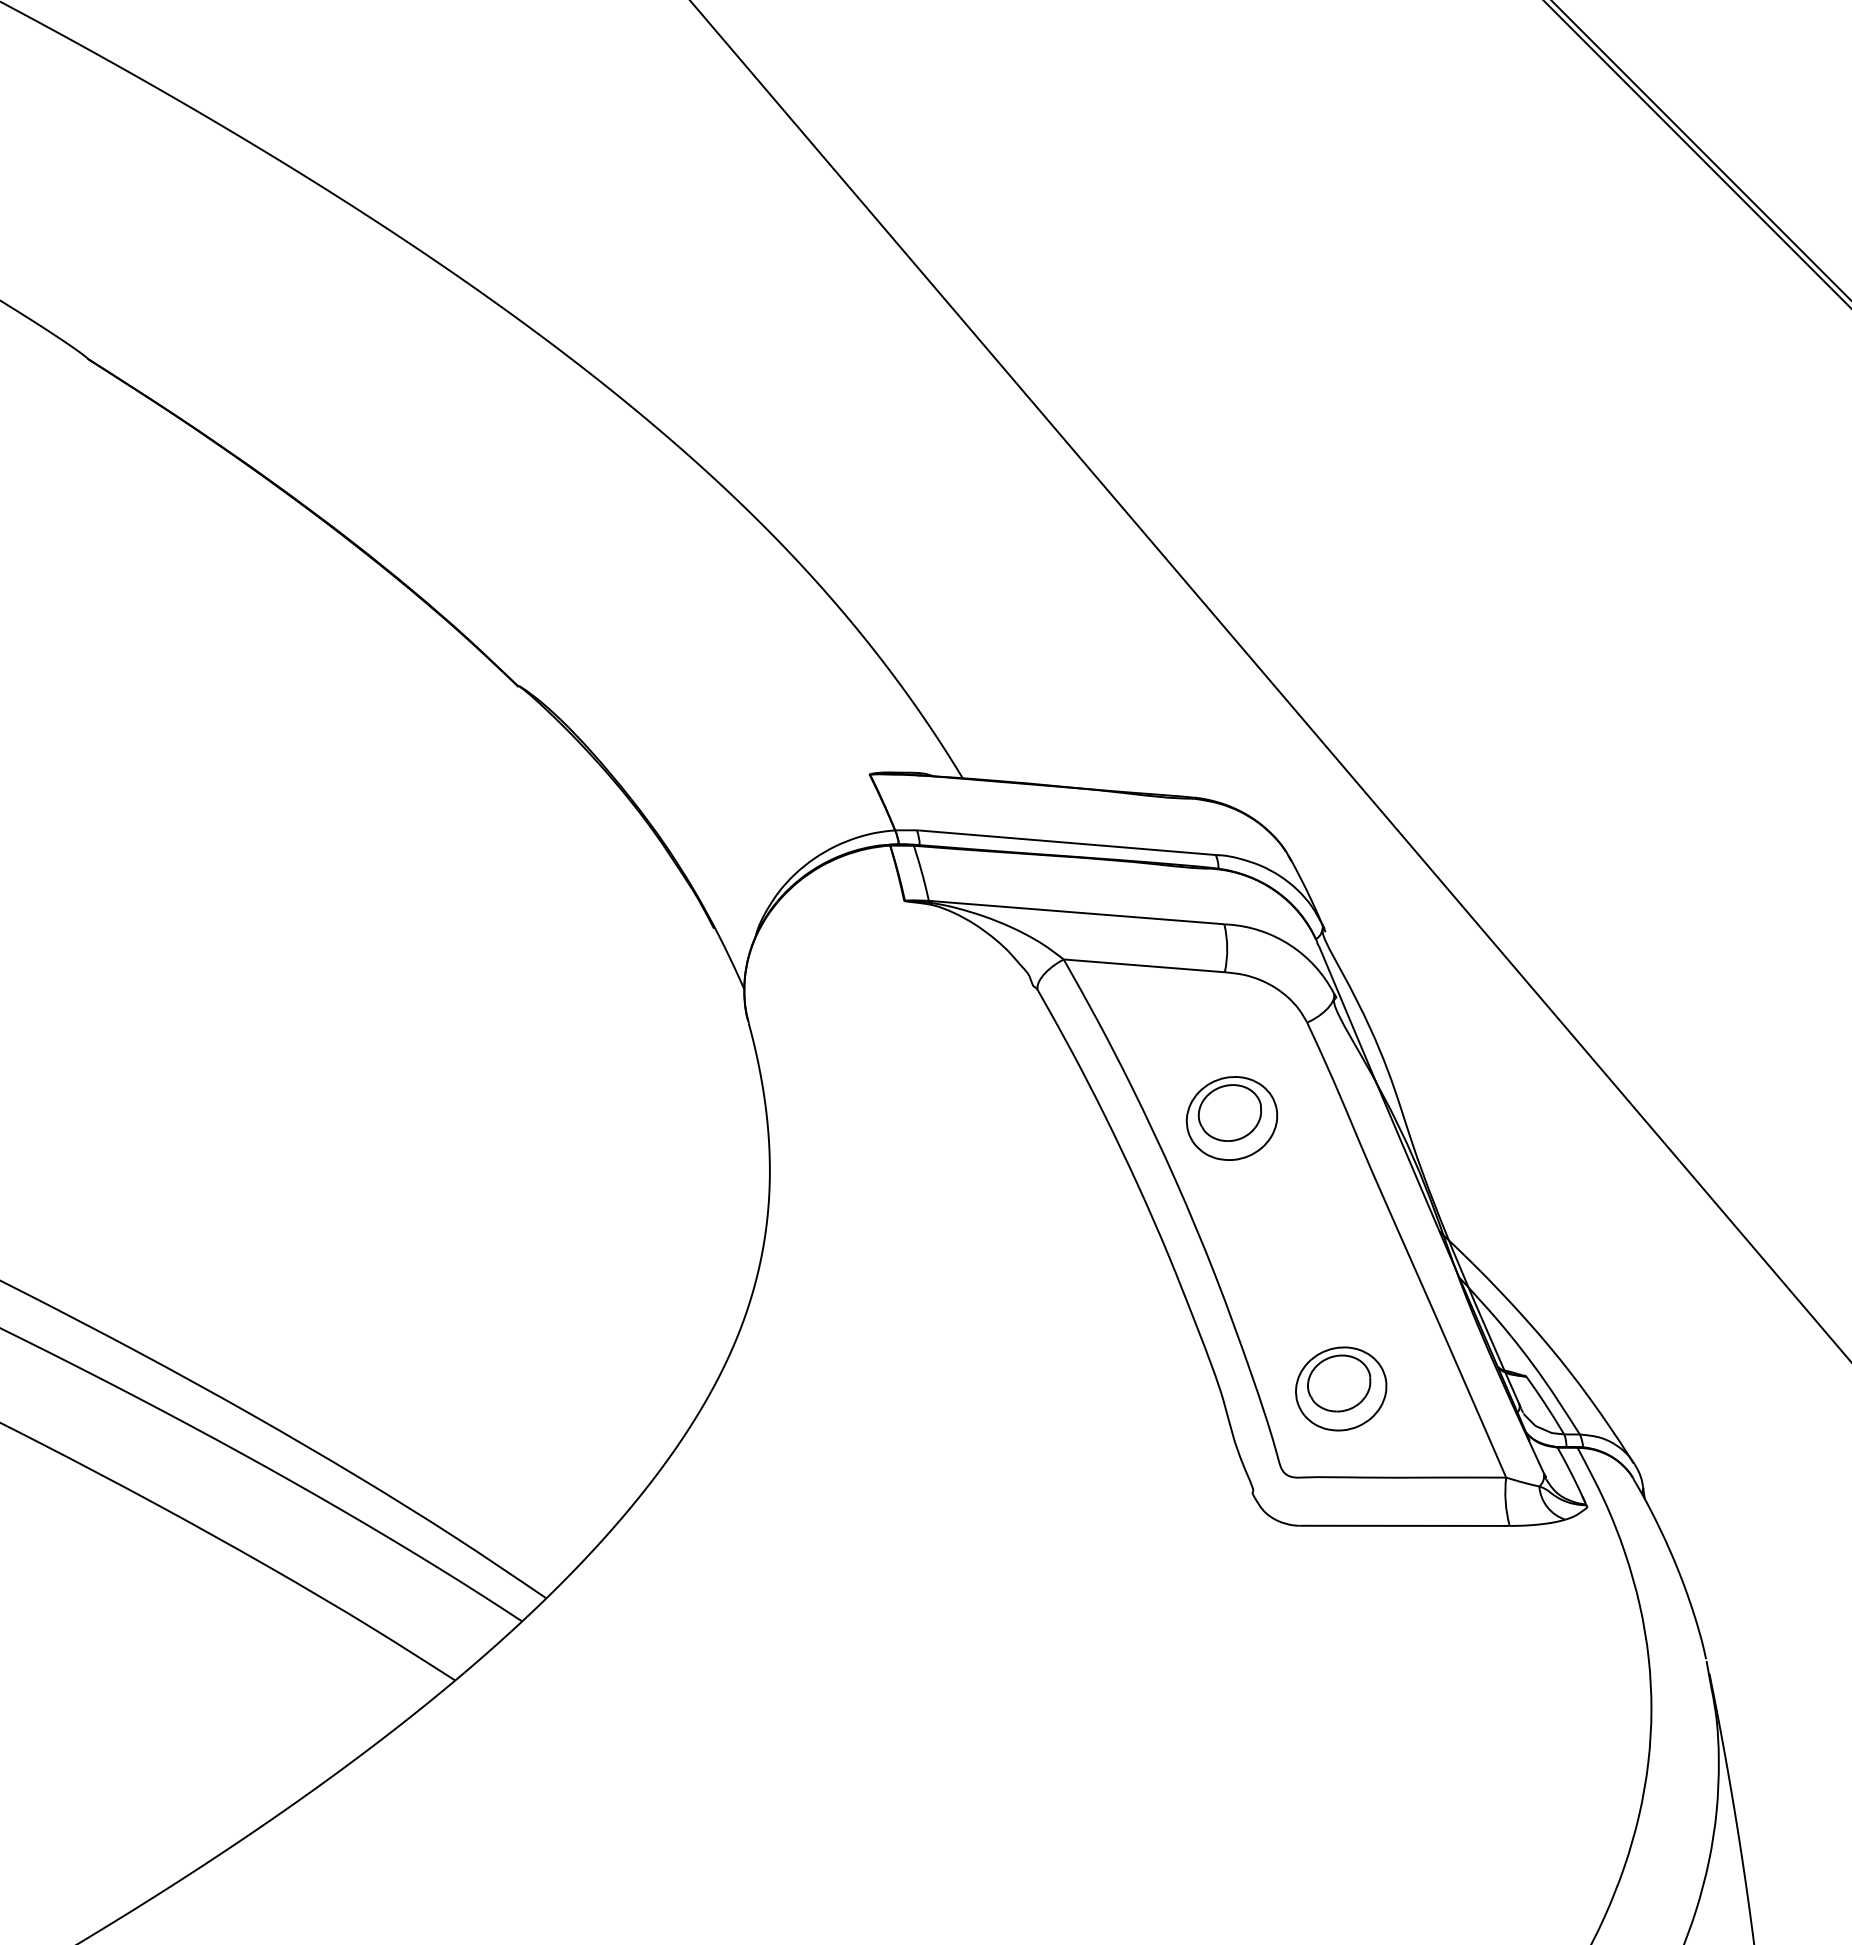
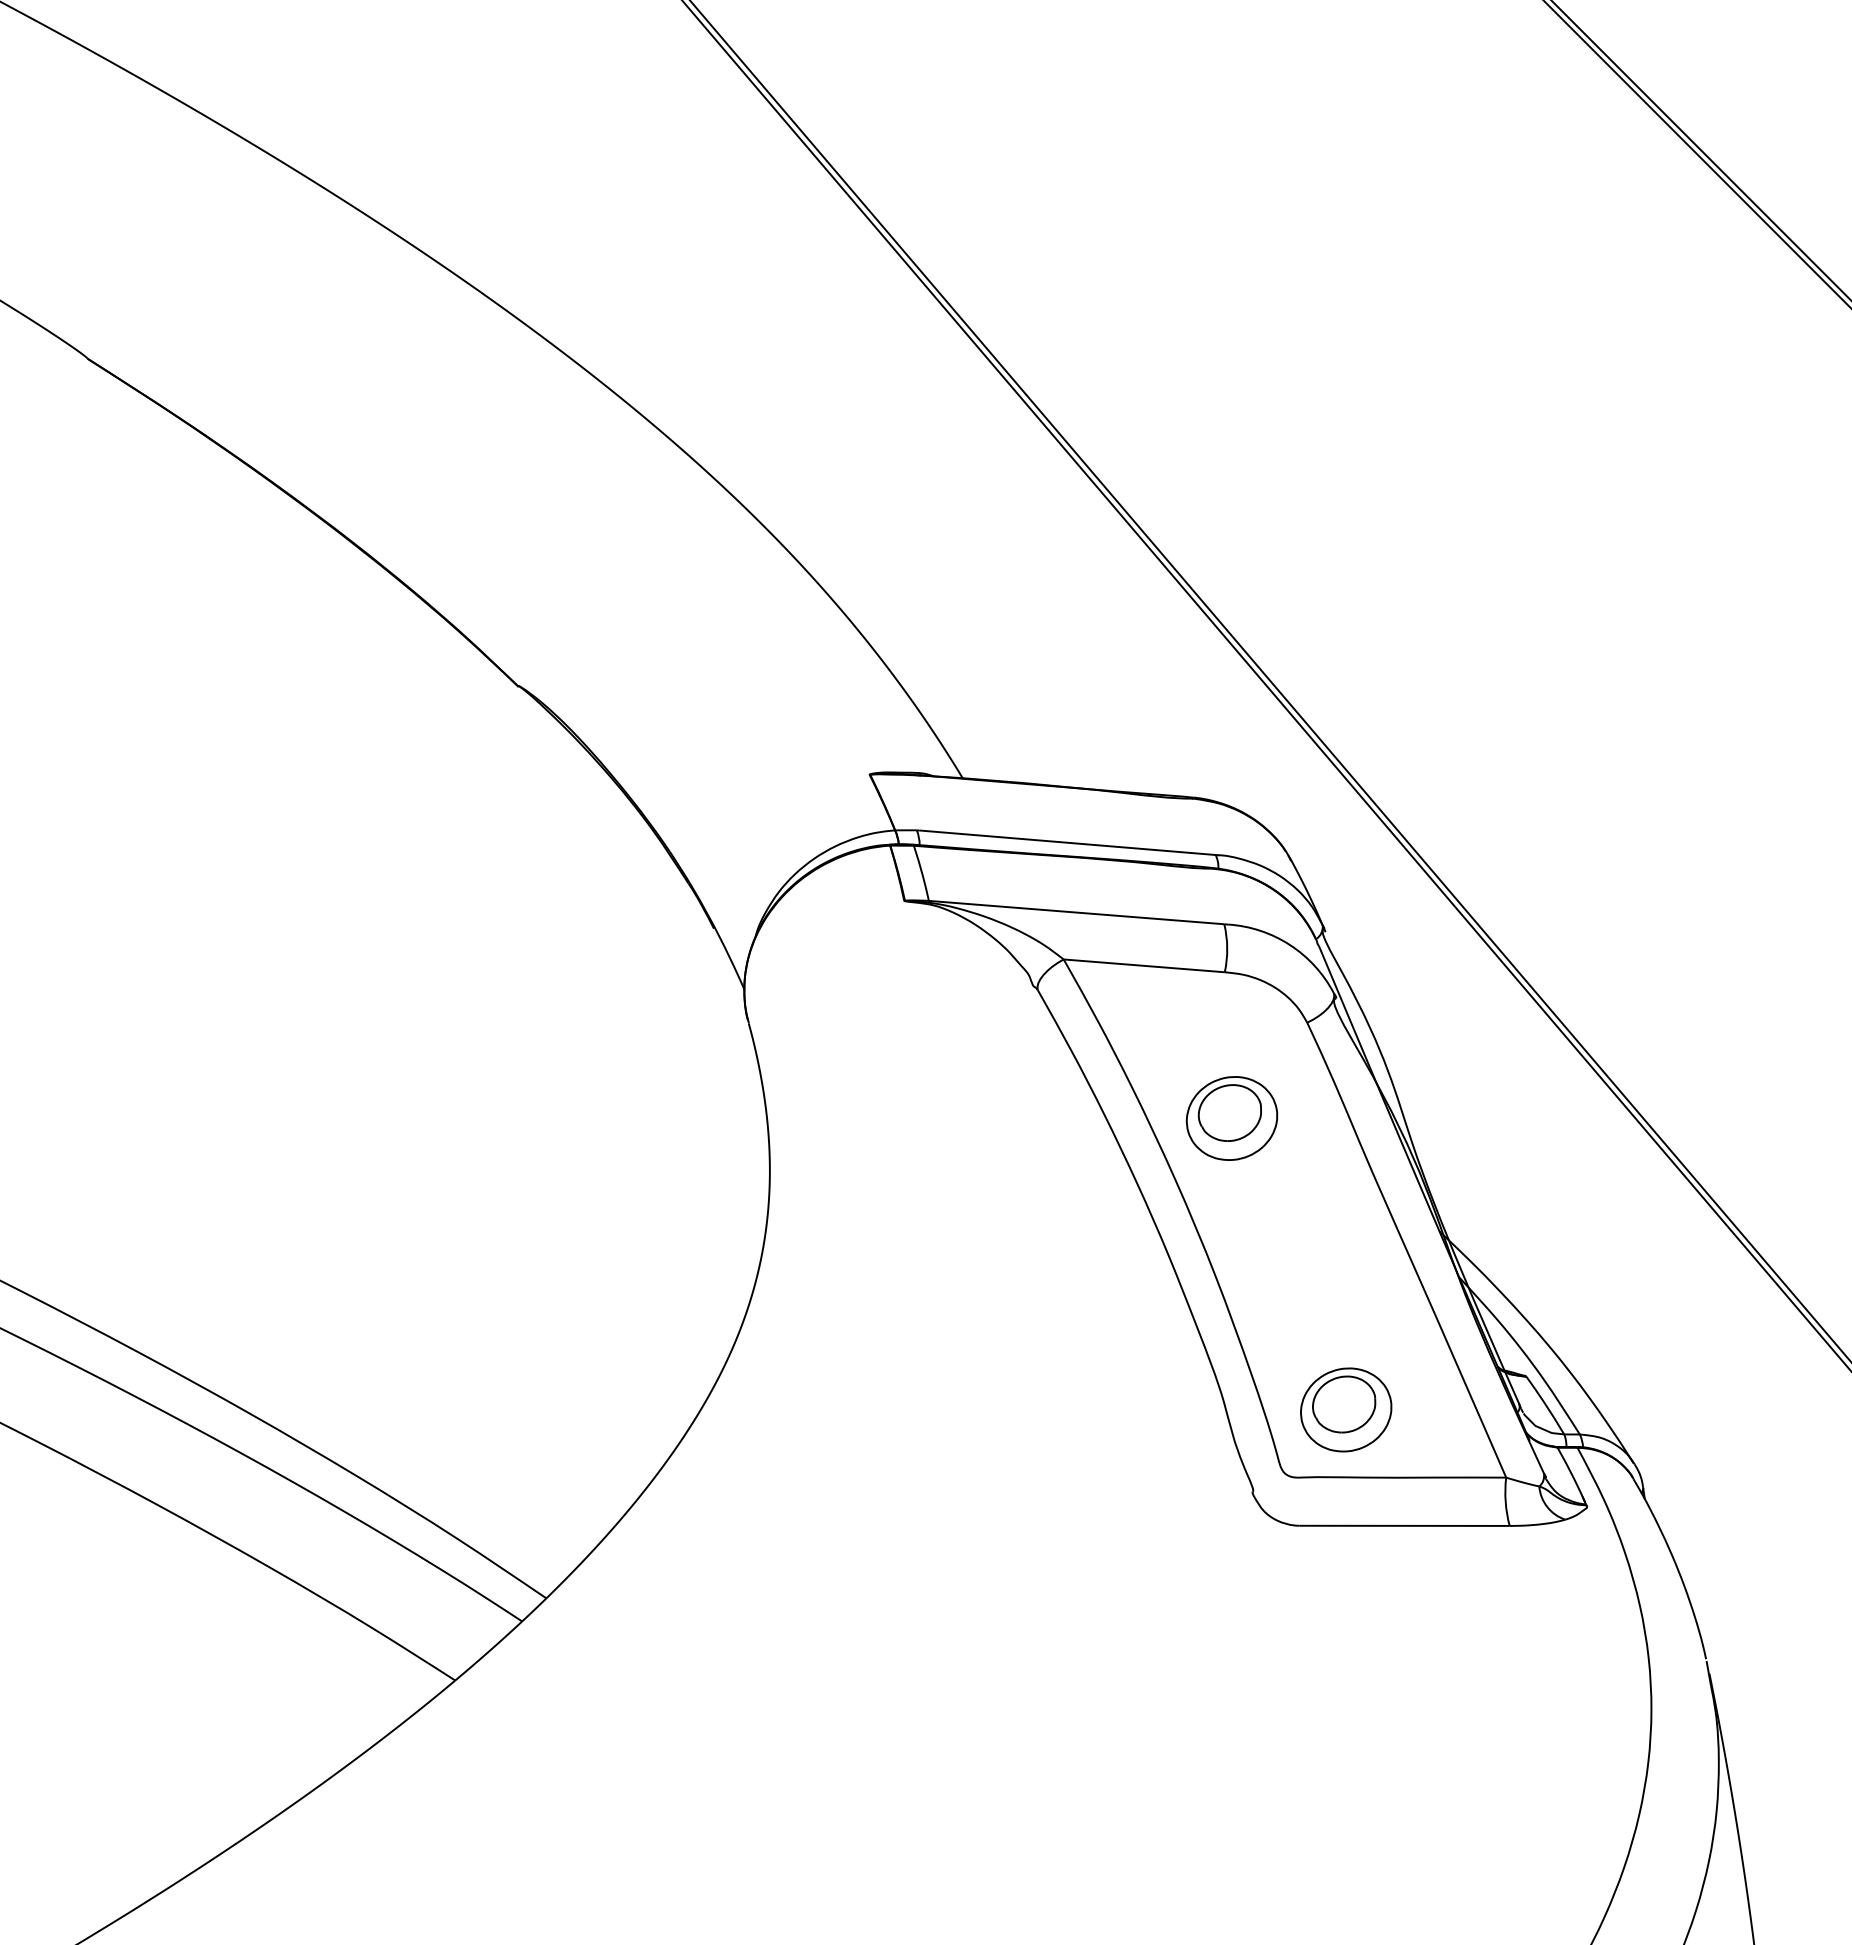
line: none -> present (1265, 685)
part position: (1341, 1388) -> (1346, 1409) (1346, 1409)
